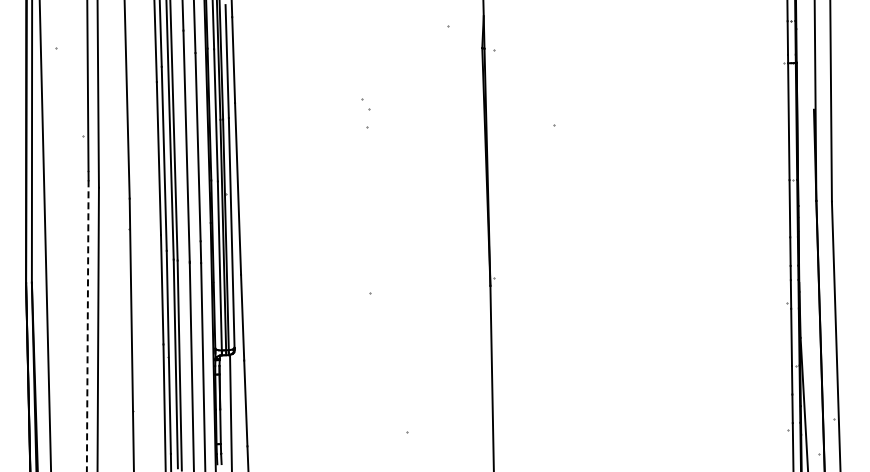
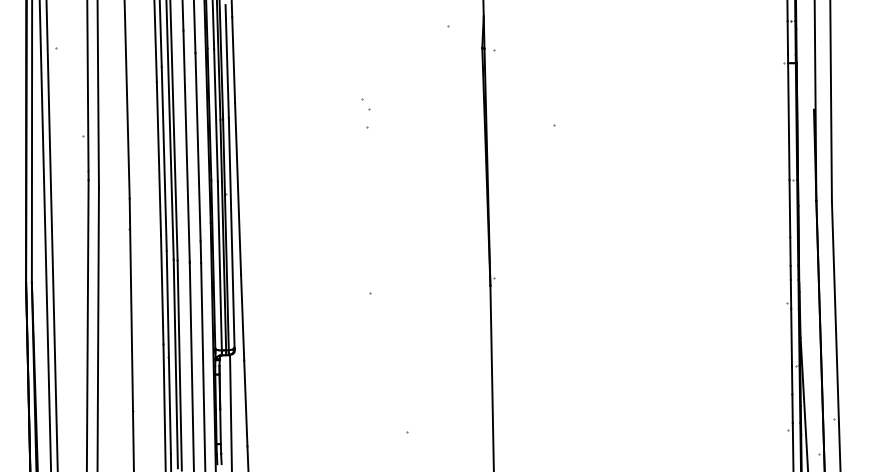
line: none -> present (51, 235)
line: dashed -> solid (87, 326)
